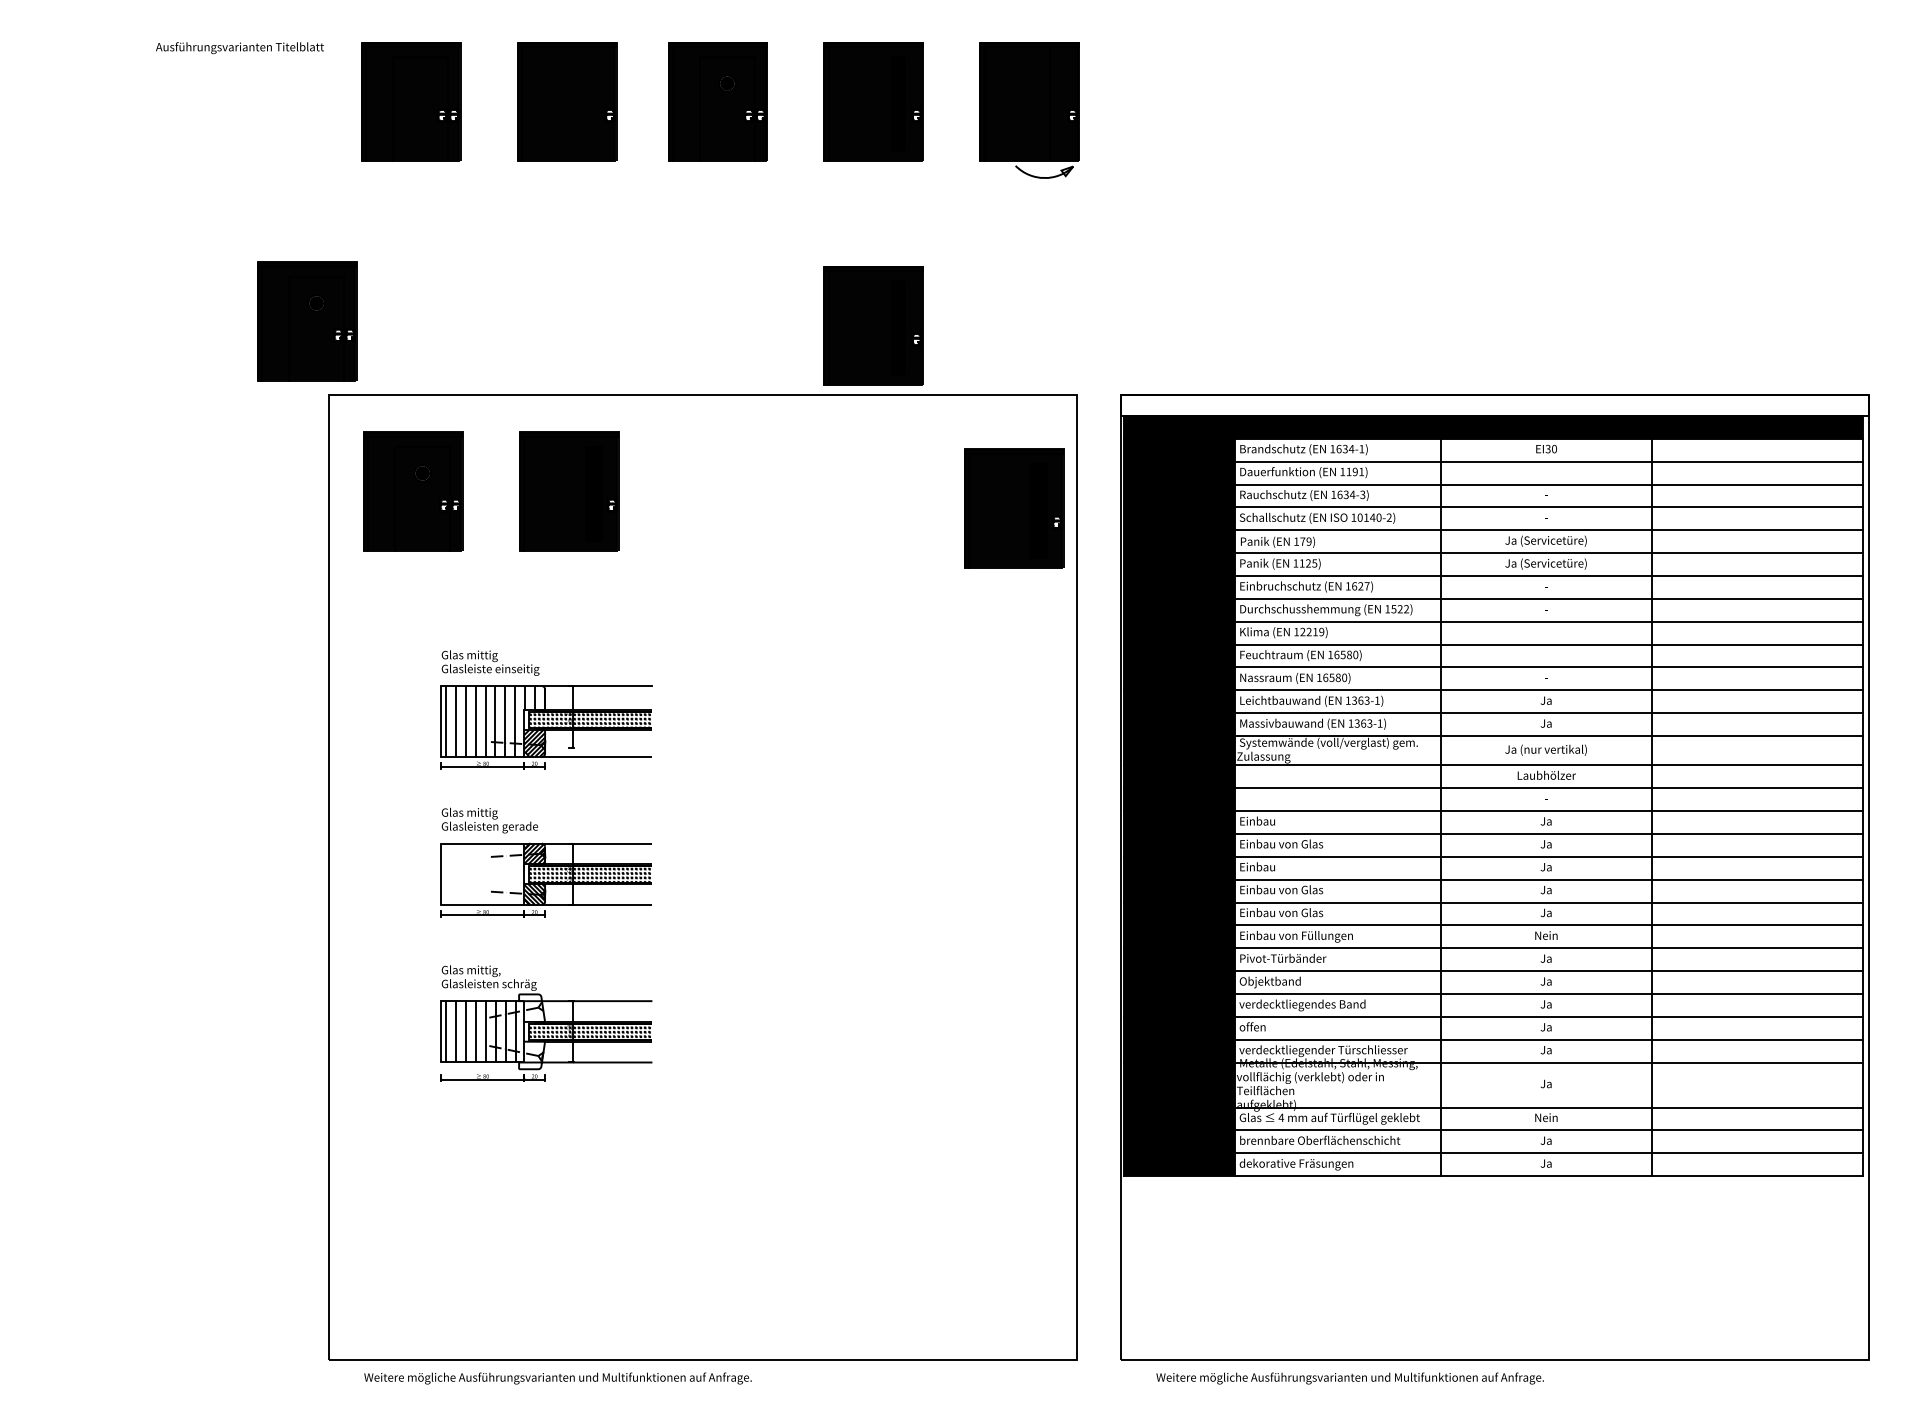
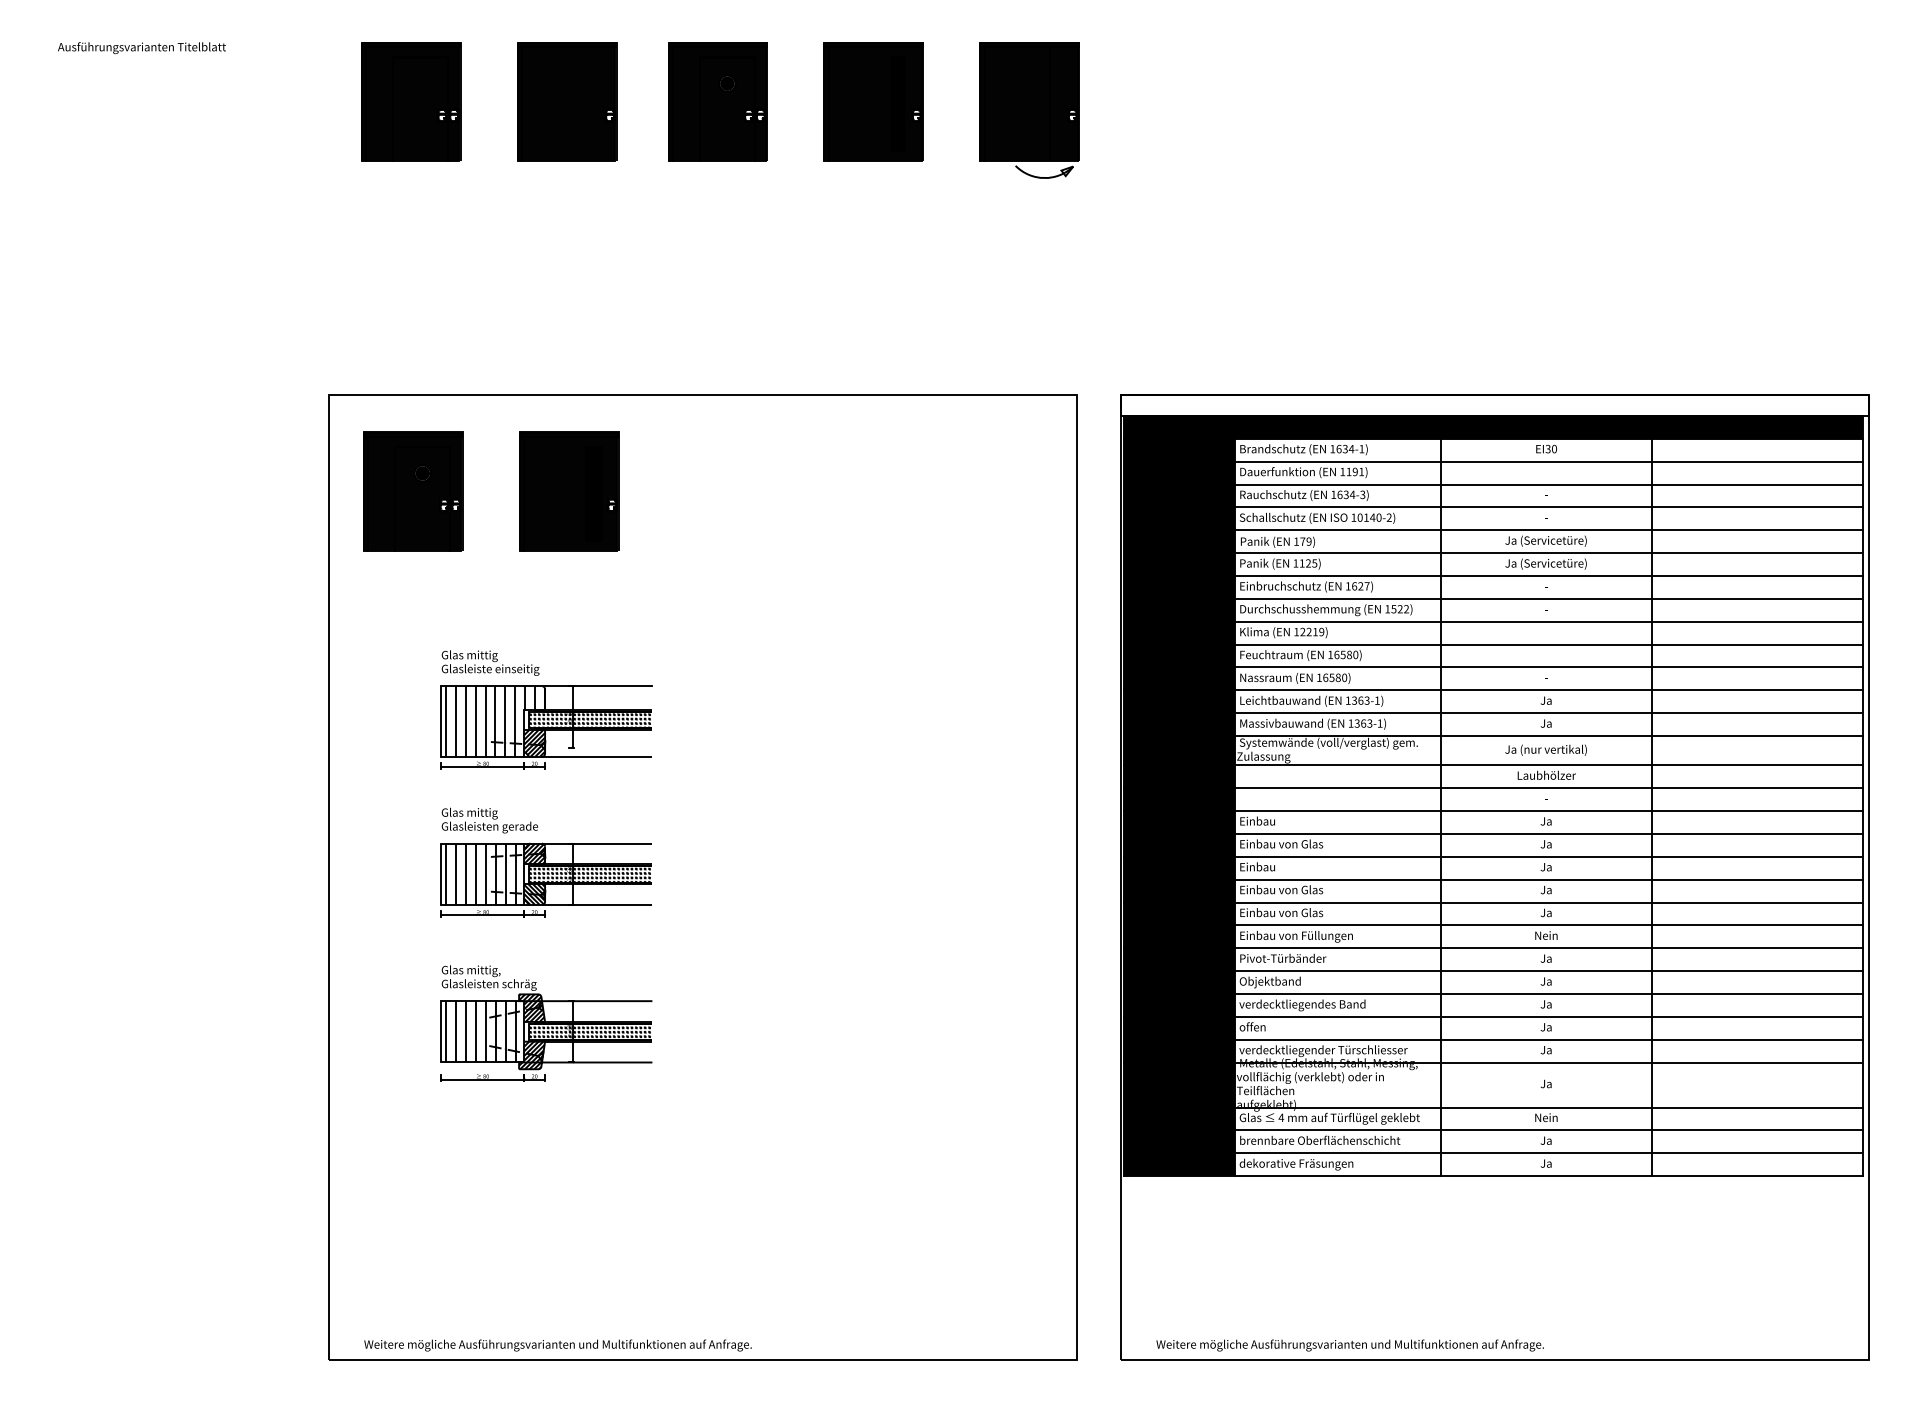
text position: (239, 48) -> (141, 48) (141, 48)
part: present -> none (307, 321)
part: present -> none (873, 325)
part: present -> none (1014, 508)
hatch: none -> present (480, 874)
hatch: none -> present (531, 1007)
hatch: none -> present (531, 1055)
text position: (557, 1378) -> (557, 1345) (557, 1345)
text position: (1349, 1378) -> (1349, 1345) (1349, 1345)
